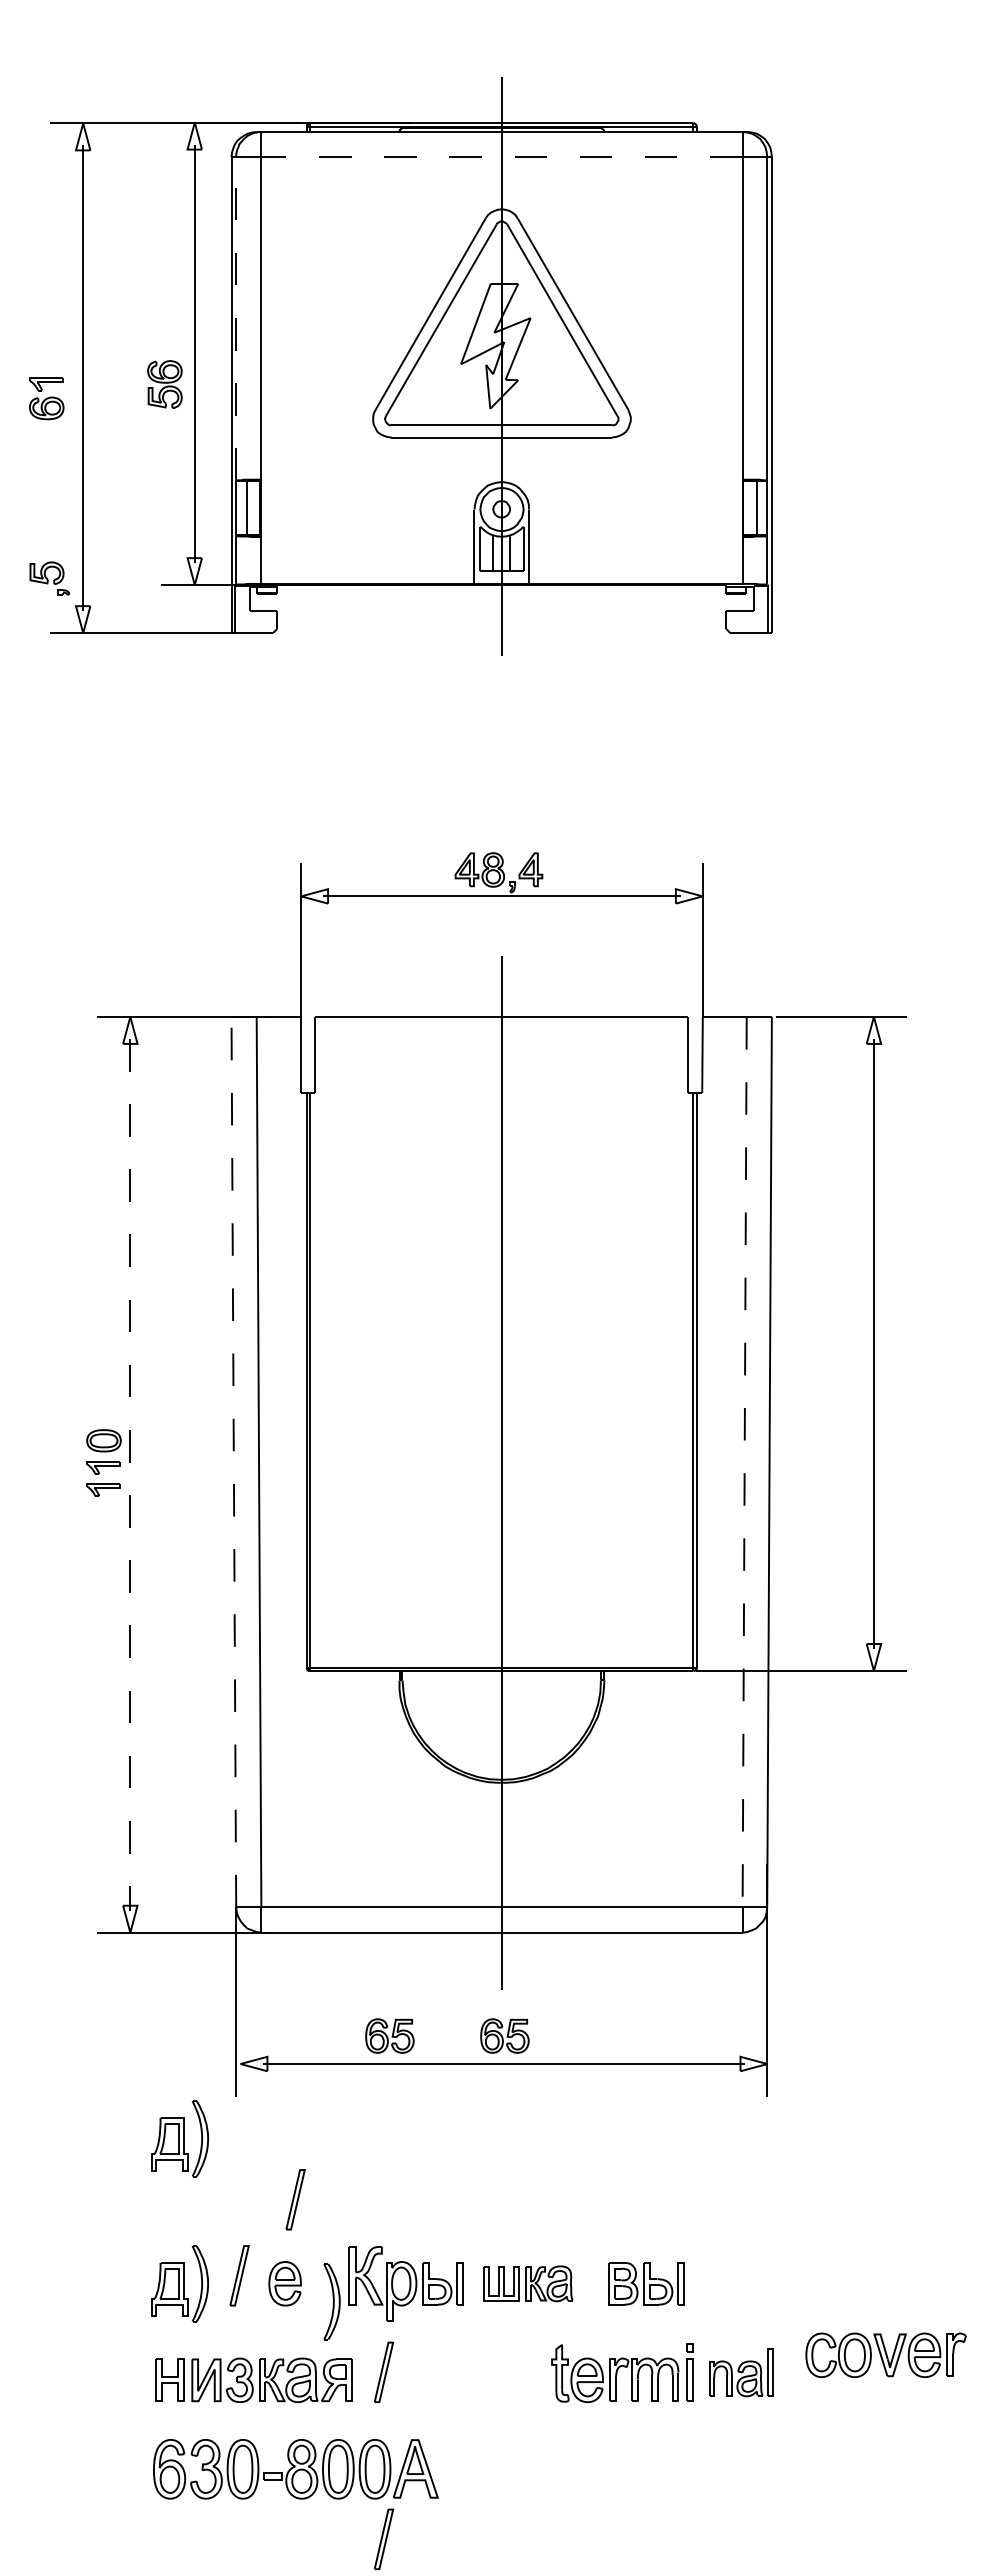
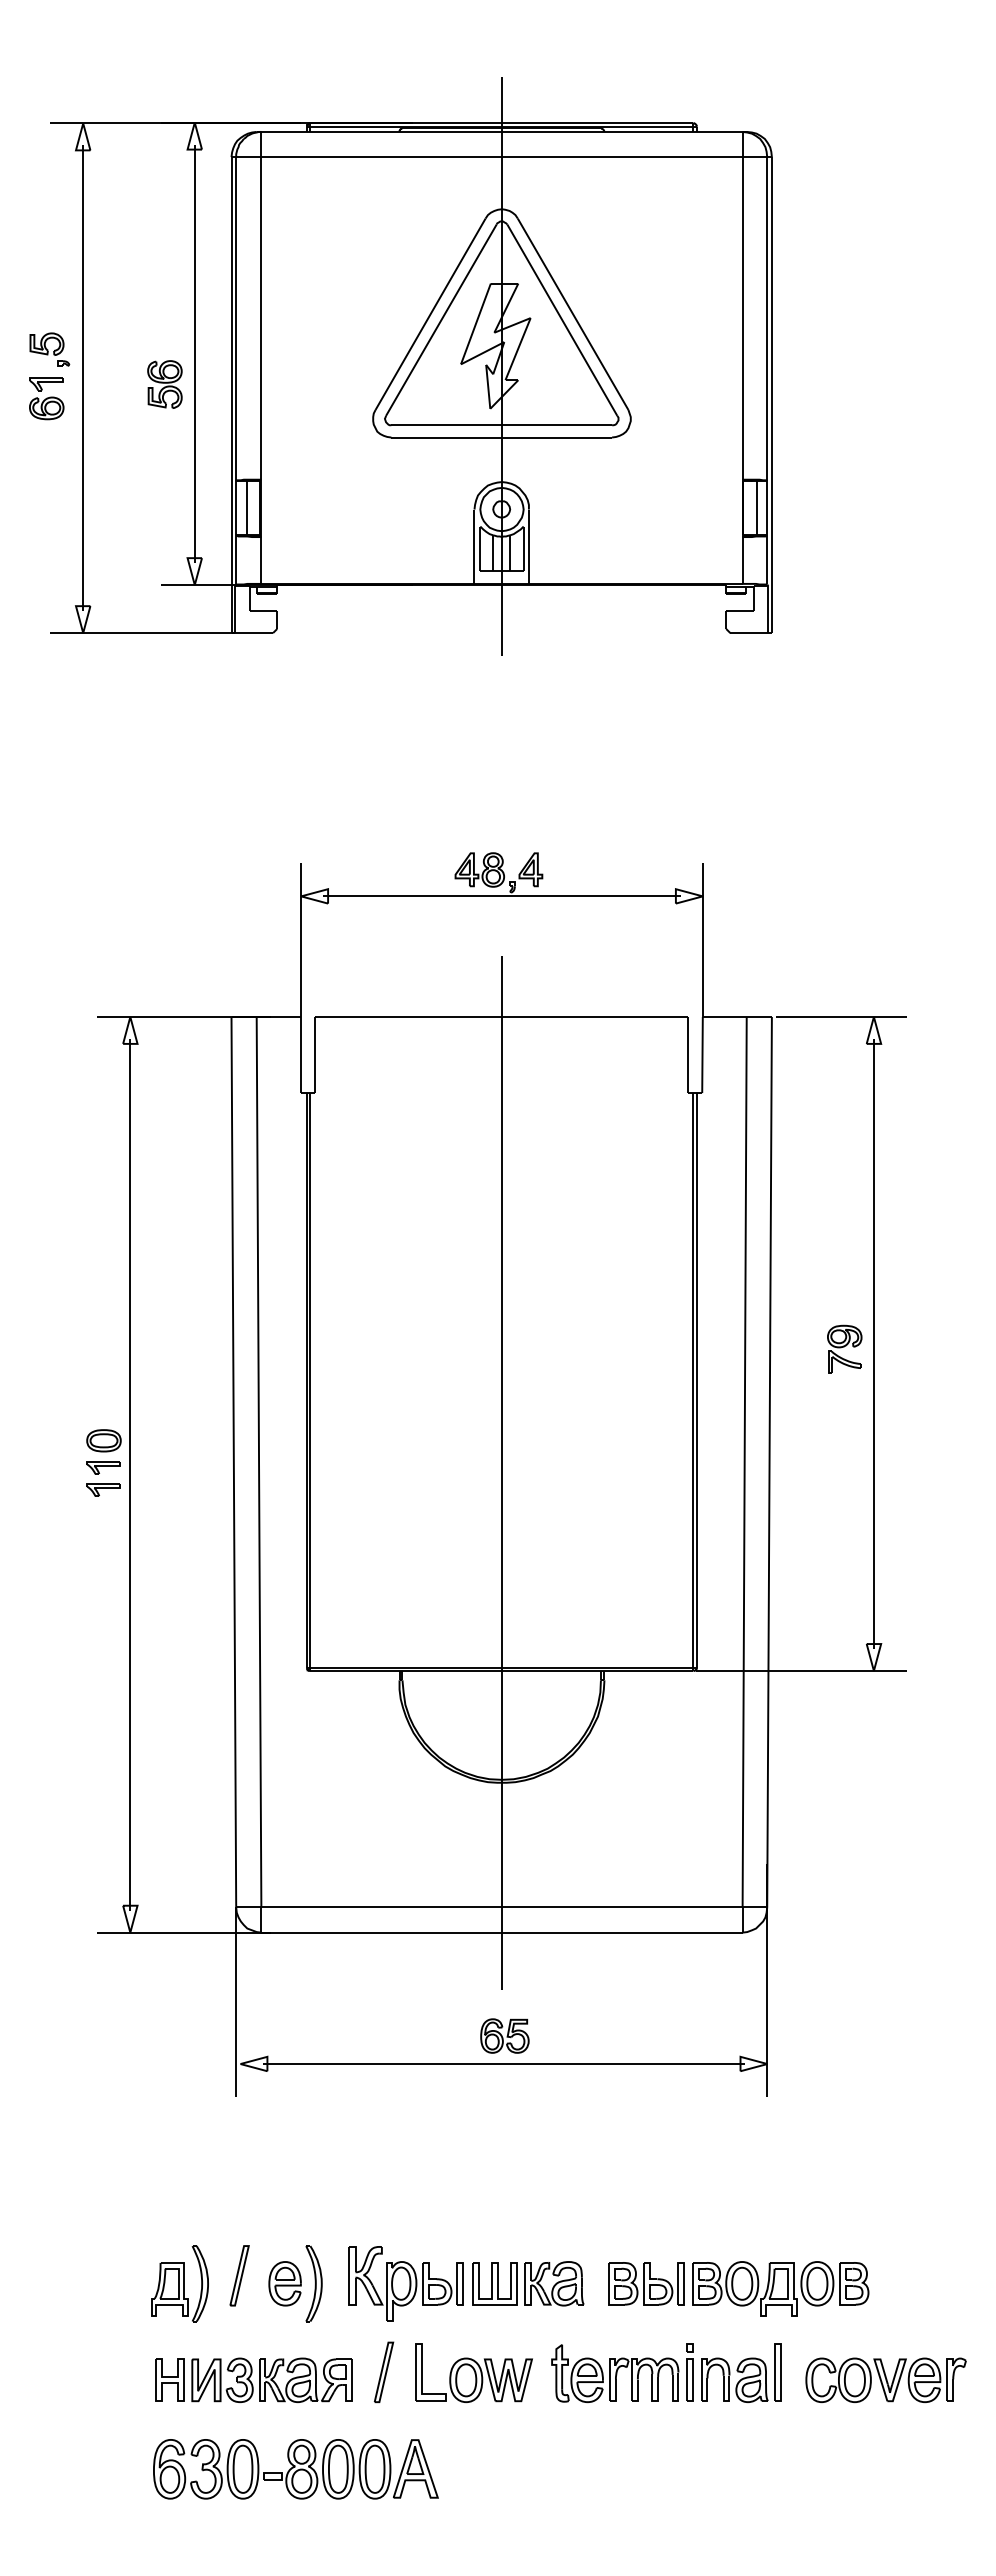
line: dashed -> solid (502, 157)
line: dashed -> solid (236, 318)
part position: (49, 578) -> (49, 349) (49, 349)
part: none -> present (844, 1348)
line: dashed -> solid (233, 1461)
line: dashed -> solid (744, 1462)
line: dashed -> solid (130, 1474)
part: present -> none (389, 2035)
part: present -> none (179, 2138)
part: present -> none (295, 2199)
part size: 91x38 px -> 113x46 px (528, 2283)
part: none -> present (780, 2288)
part position: (331, 2301) -> (313, 2283) (313, 2283)
part position: (885, 2354) -> (885, 2379) (885, 2379)
part: none -> present (473, 2372)
part size: 65x50 px -> 81x60 px (741, 2372)
part: present -> none (383, 2539)
